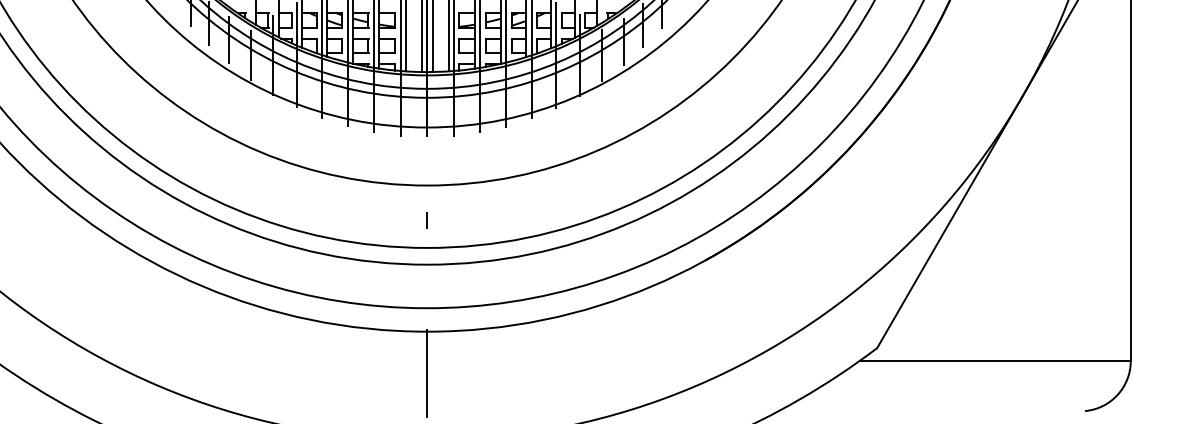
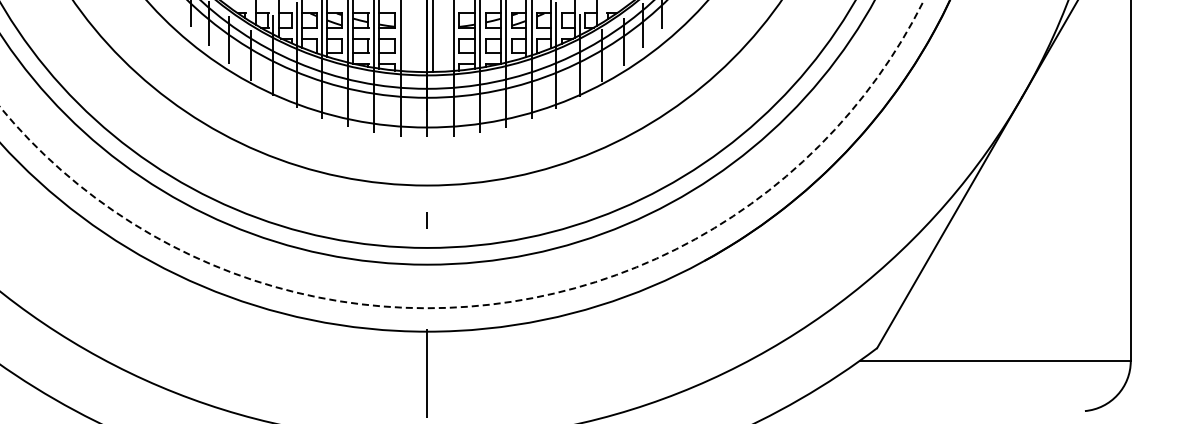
line: present -> none (405, 36)
line: present -> none (448, 36)
line: present -> none (422, 37)
arc: solid -> dashed (491, 304)
